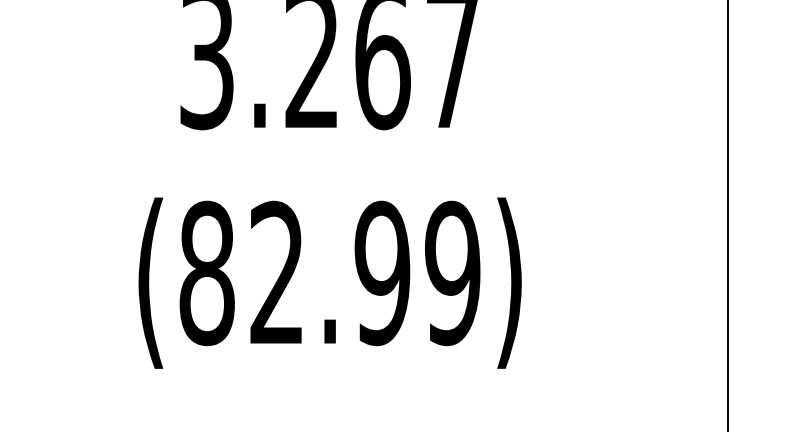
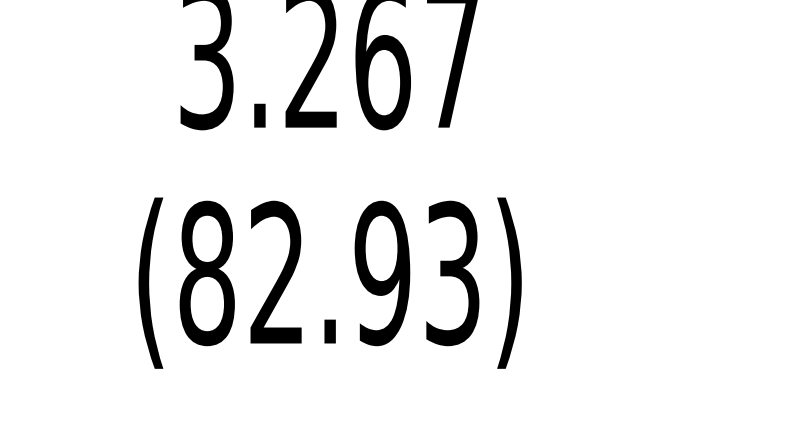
line: present -> none (727, 215)
text: (82.99) -> (82.93) (452, 272)
